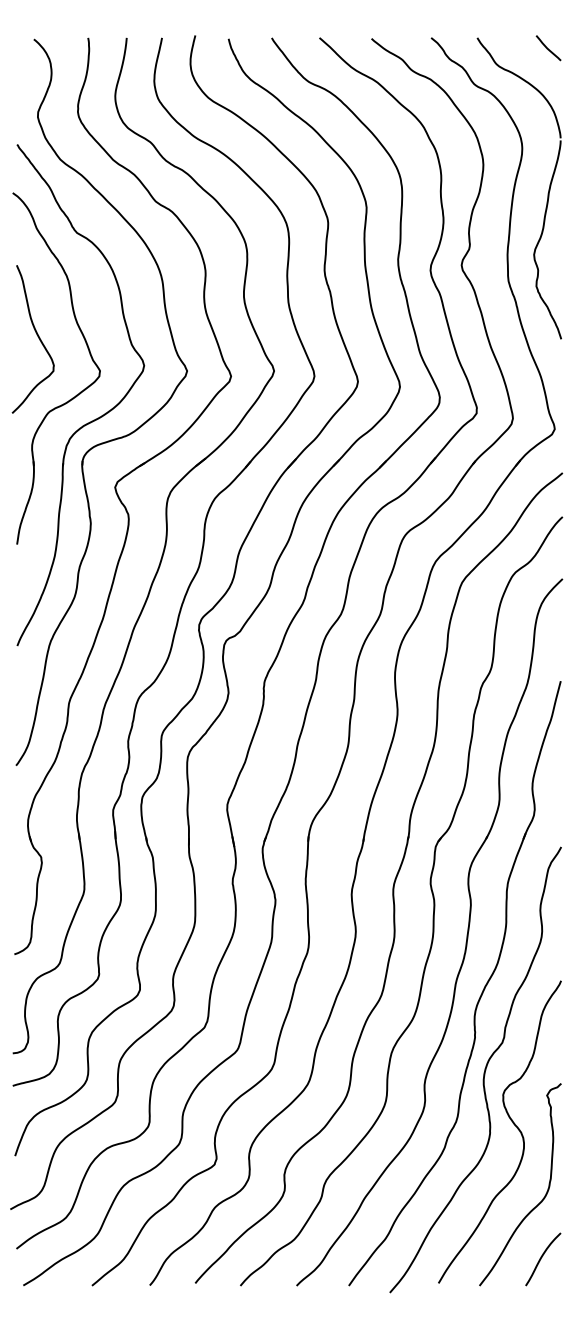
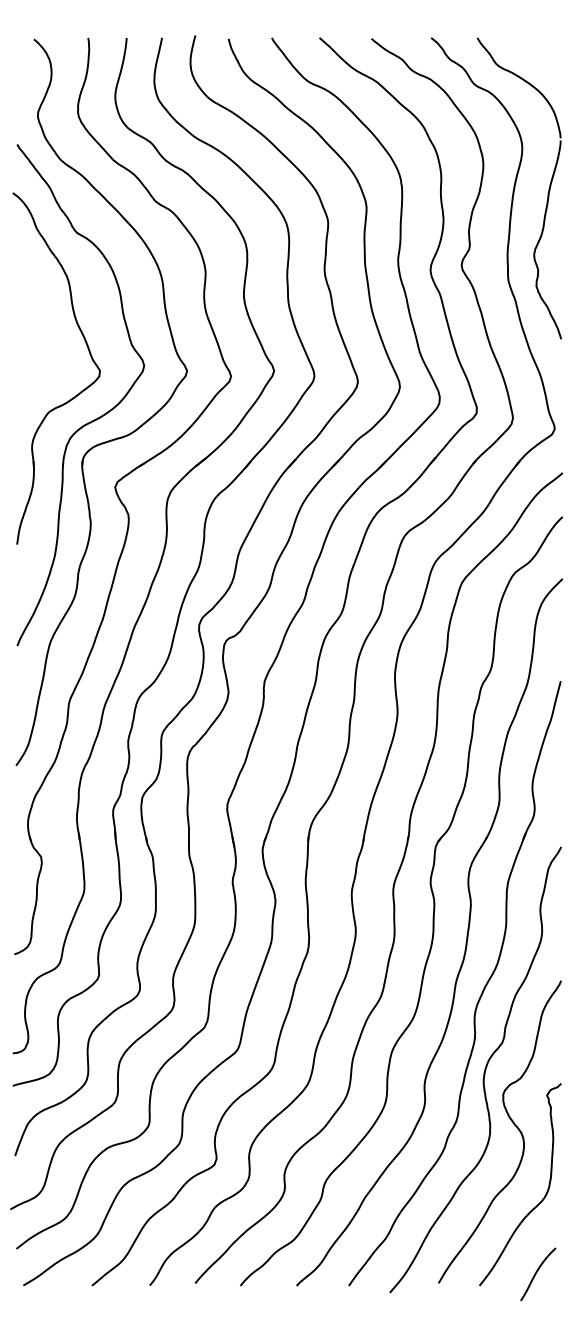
curve: present -> none (548, 48)
curve: present -> none (37, 336)
curve position: (541, 1259) -> (536, 1274) (536, 1274)
